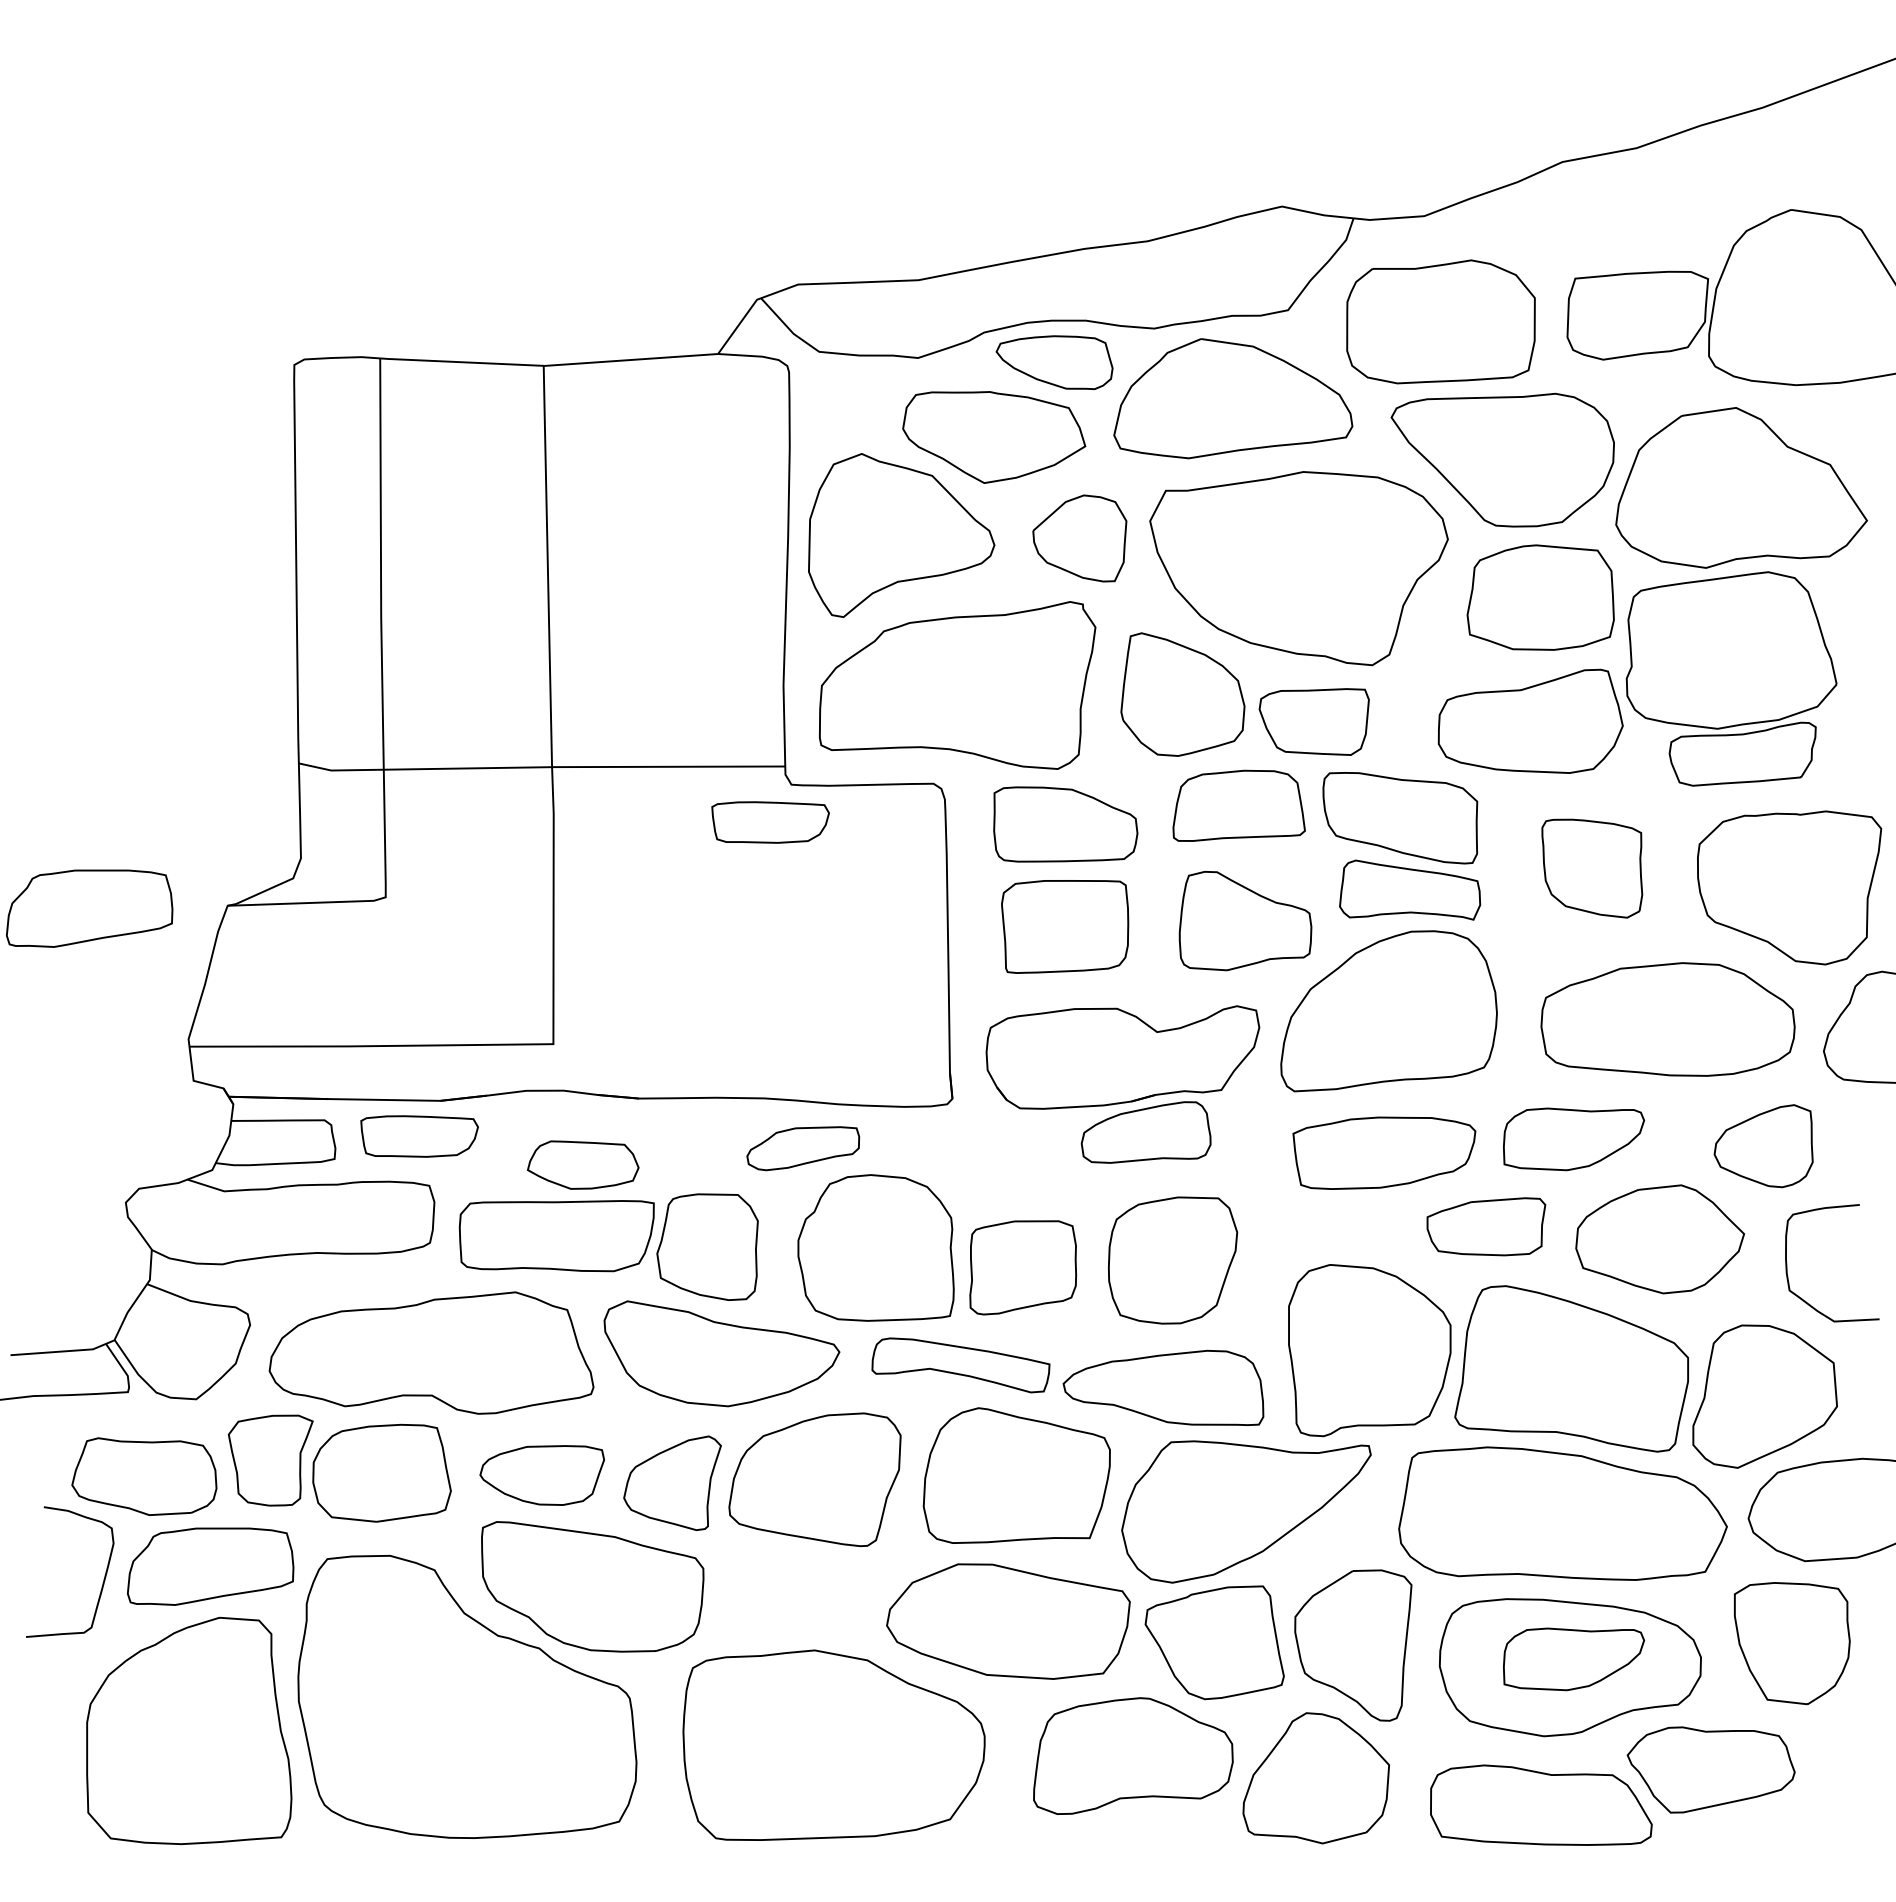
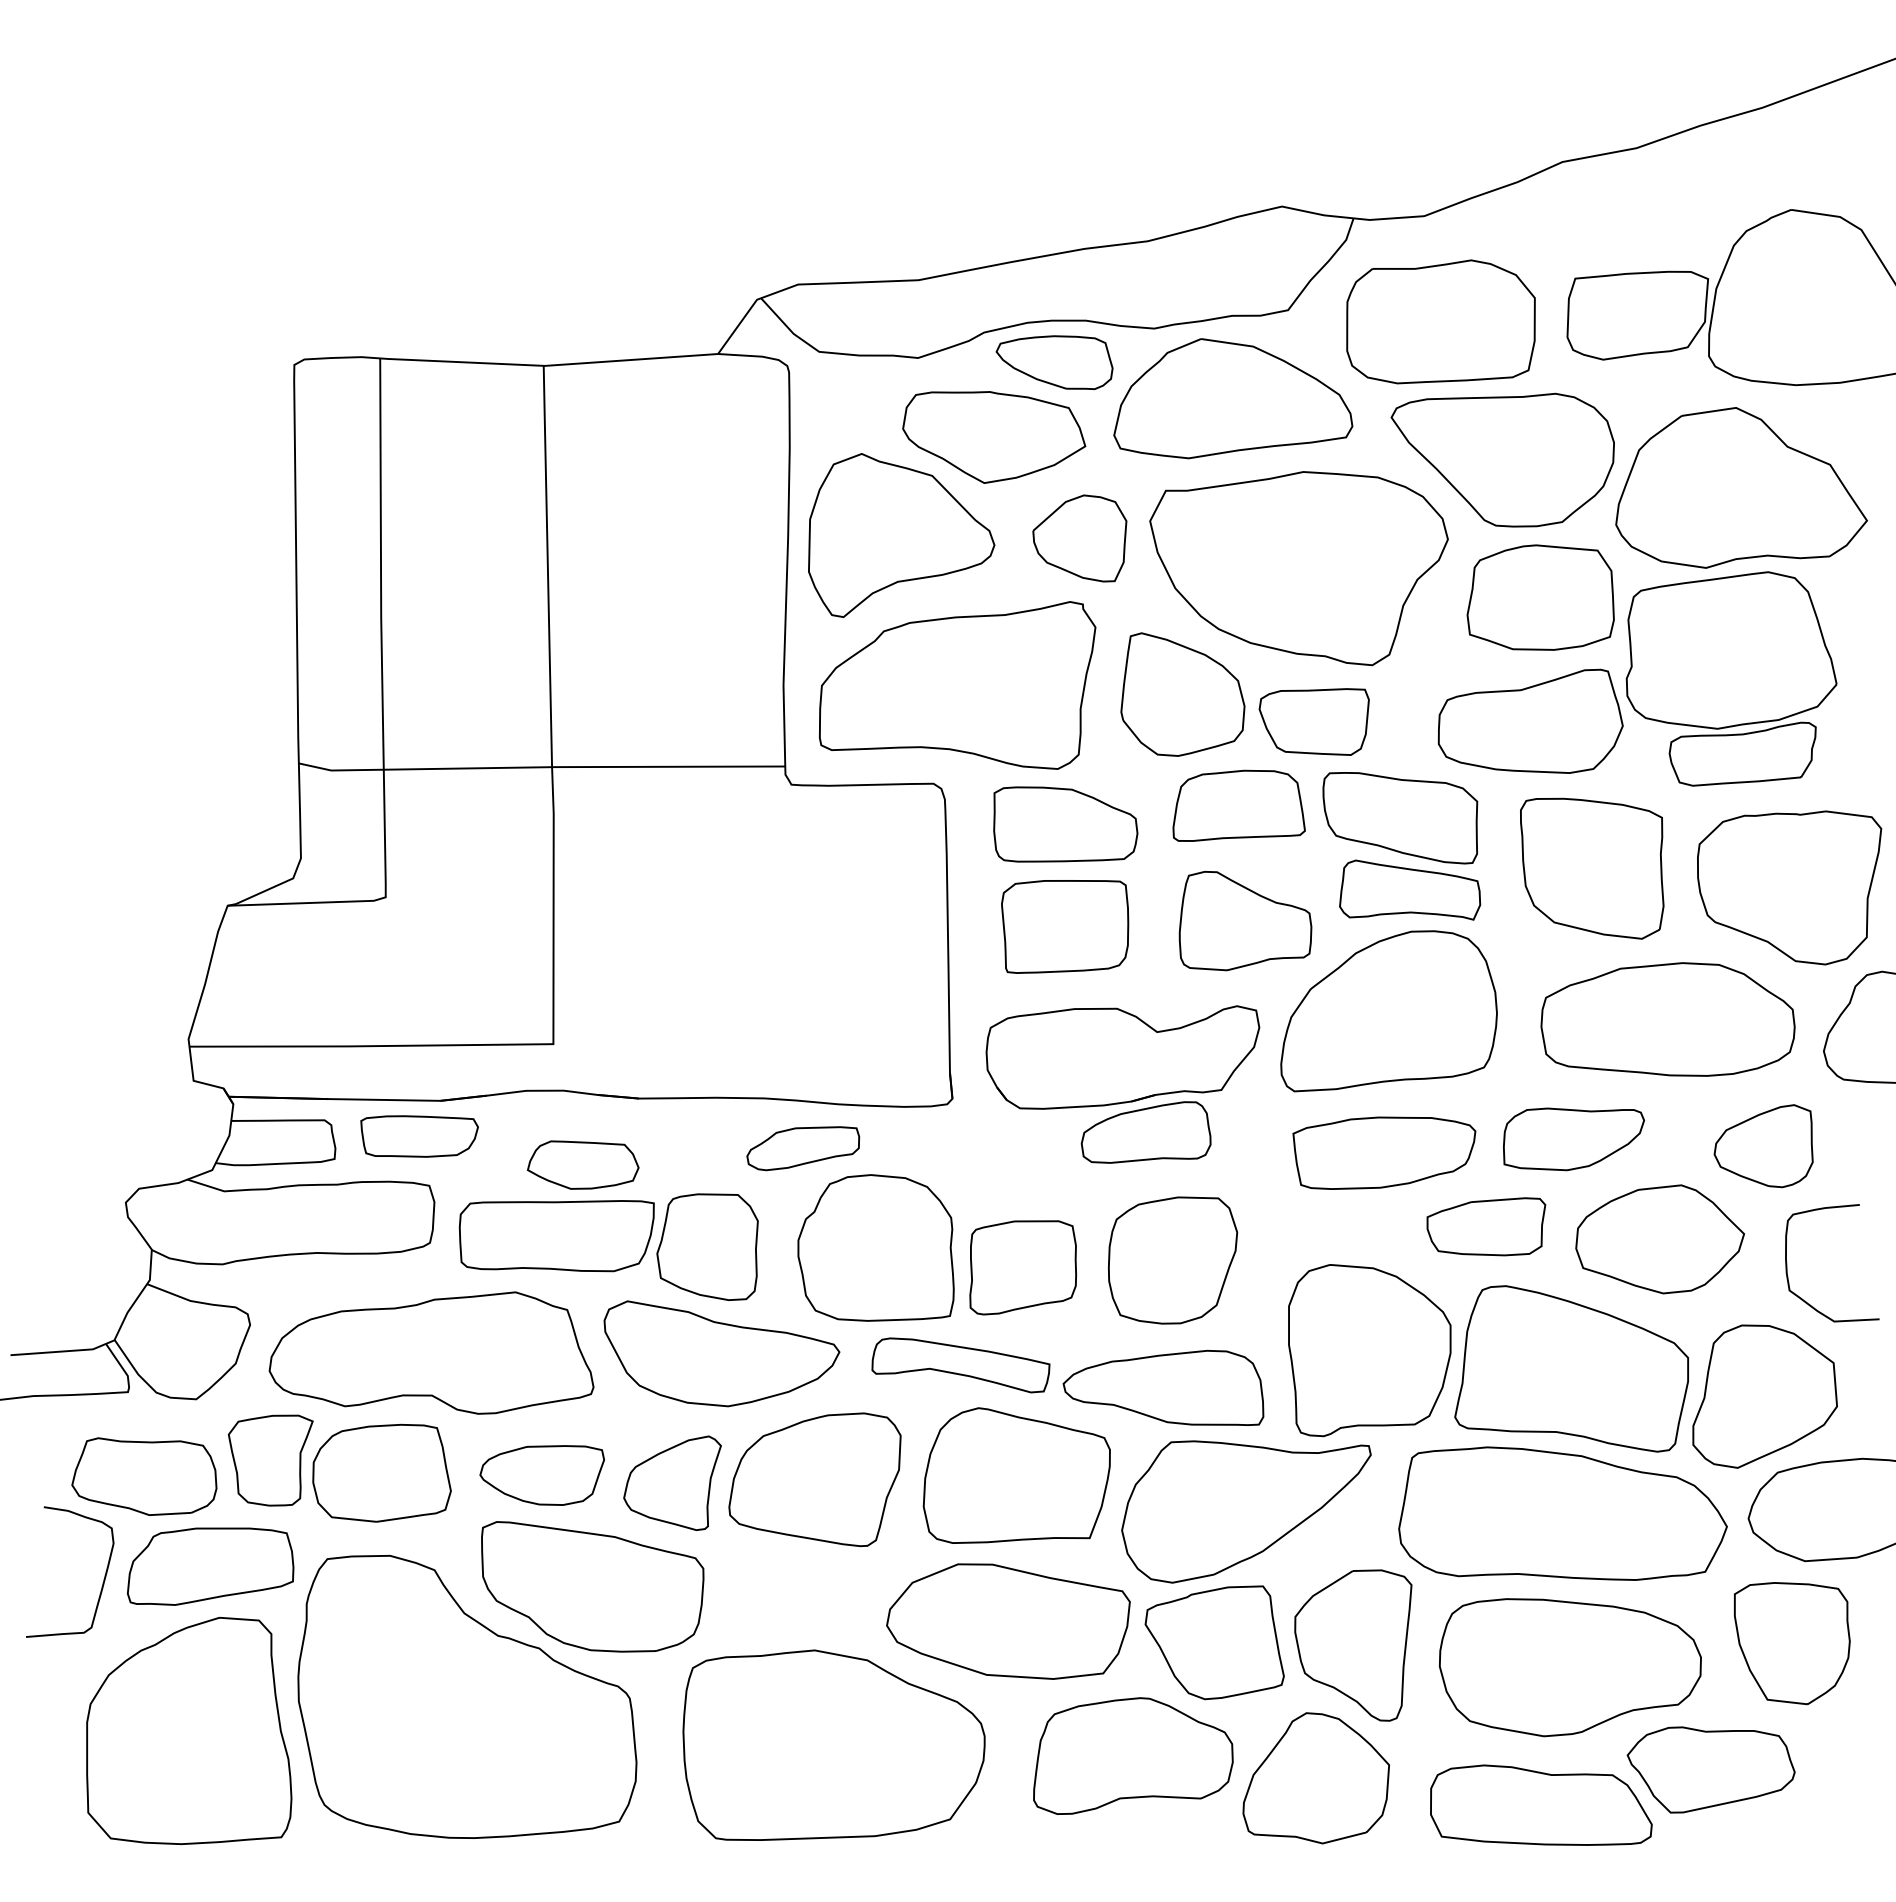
part: present -> none (770, 822)
part size: 103x101 px -> 145x143 px (1592, 868)
part: present -> none (89, 908)
part: present -> none (1574, 1659)
